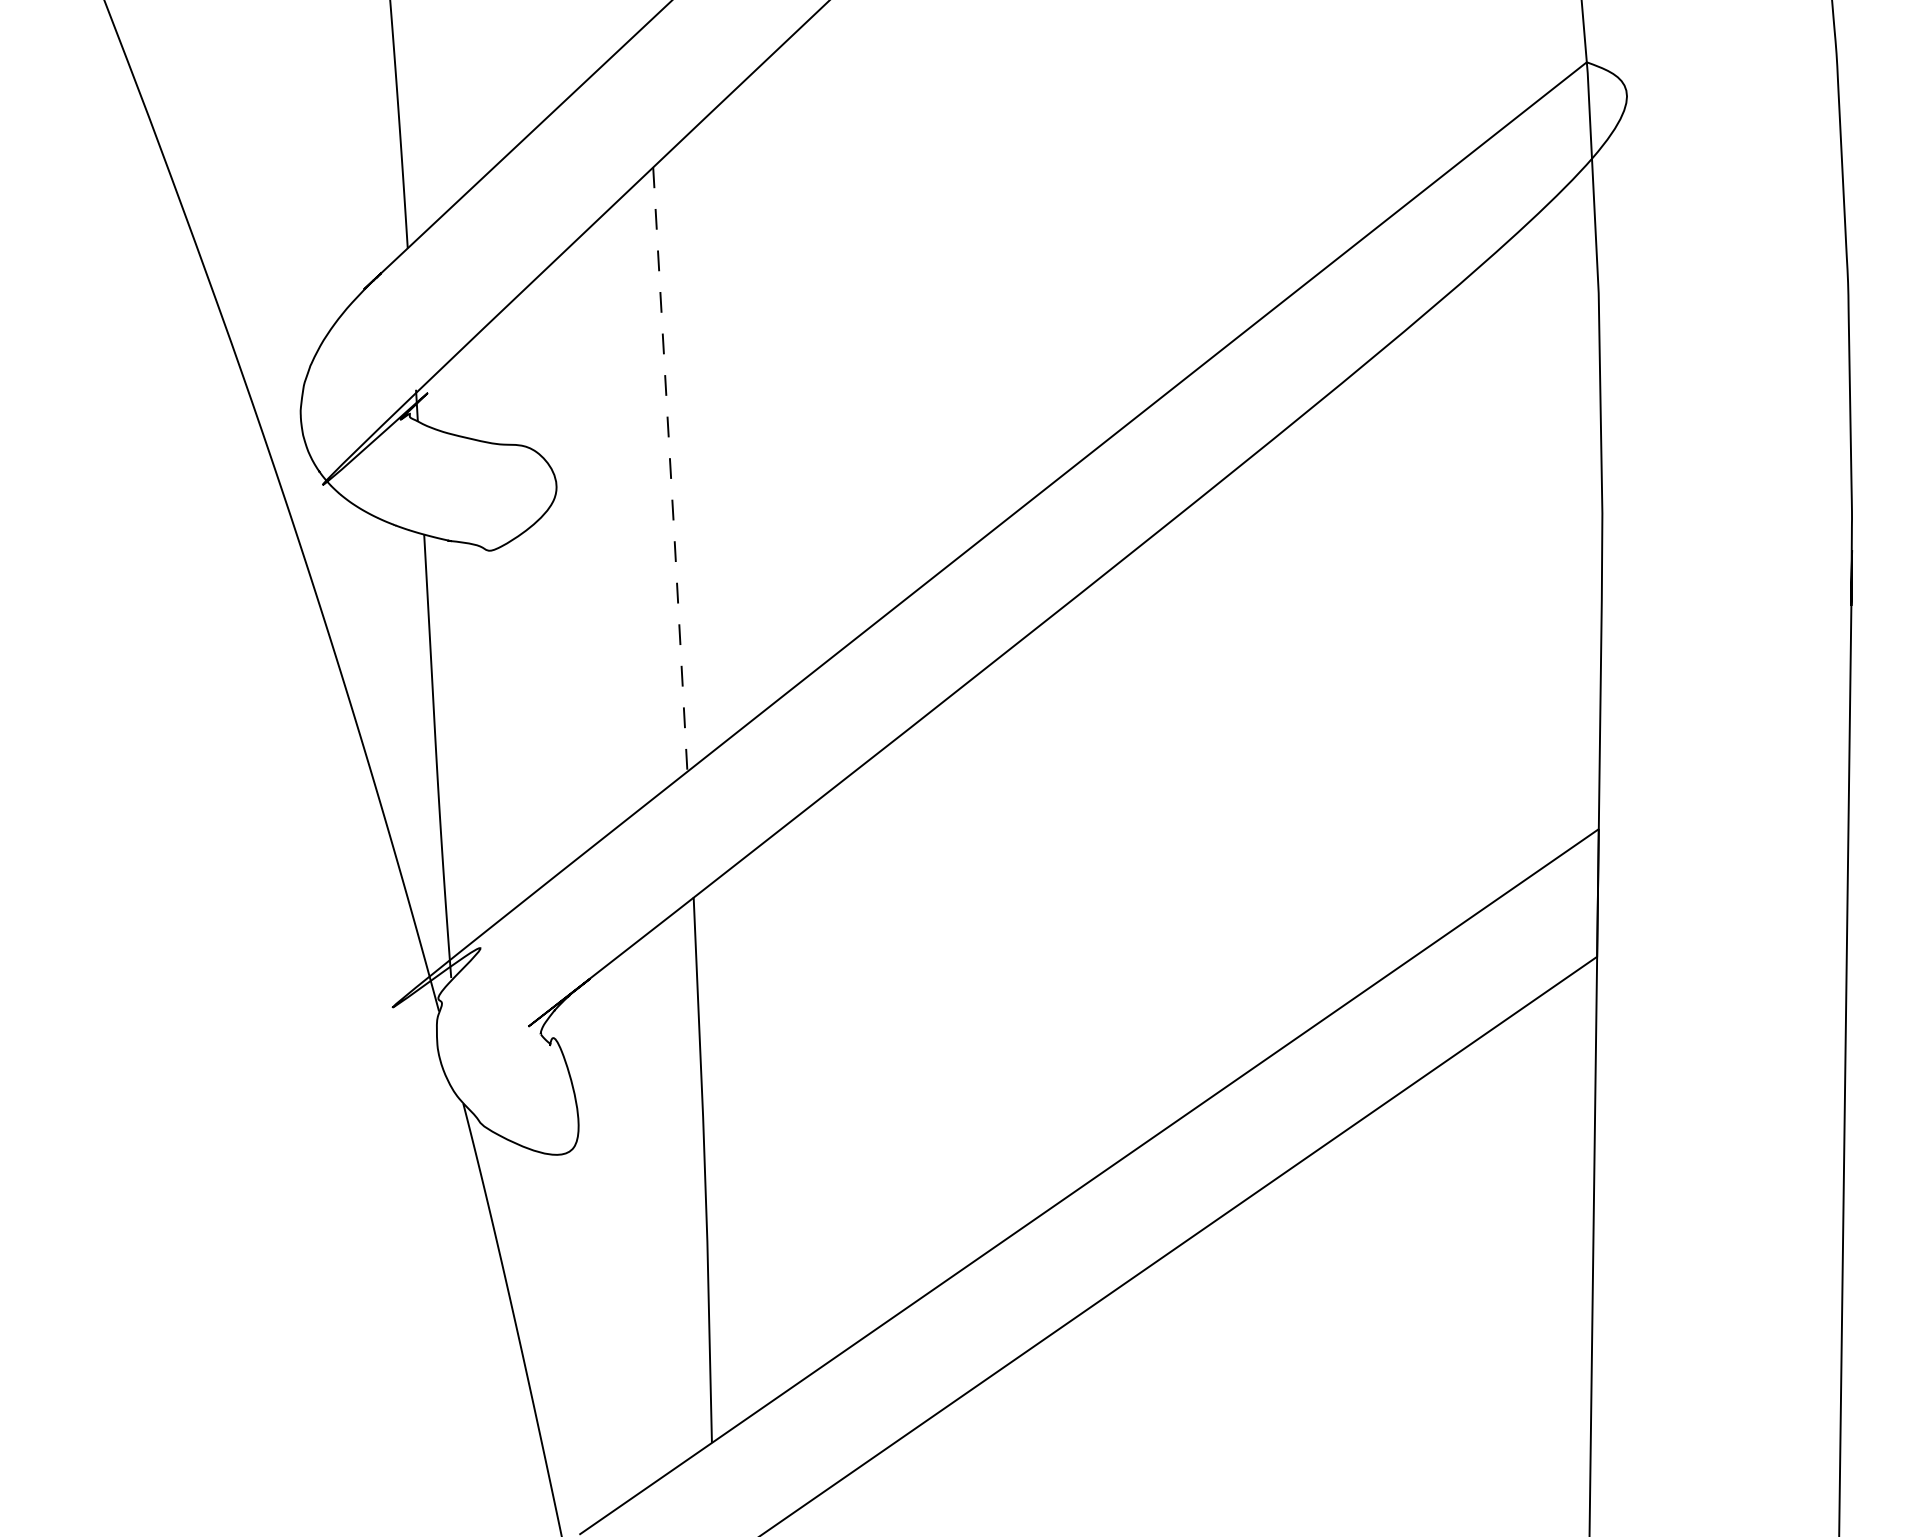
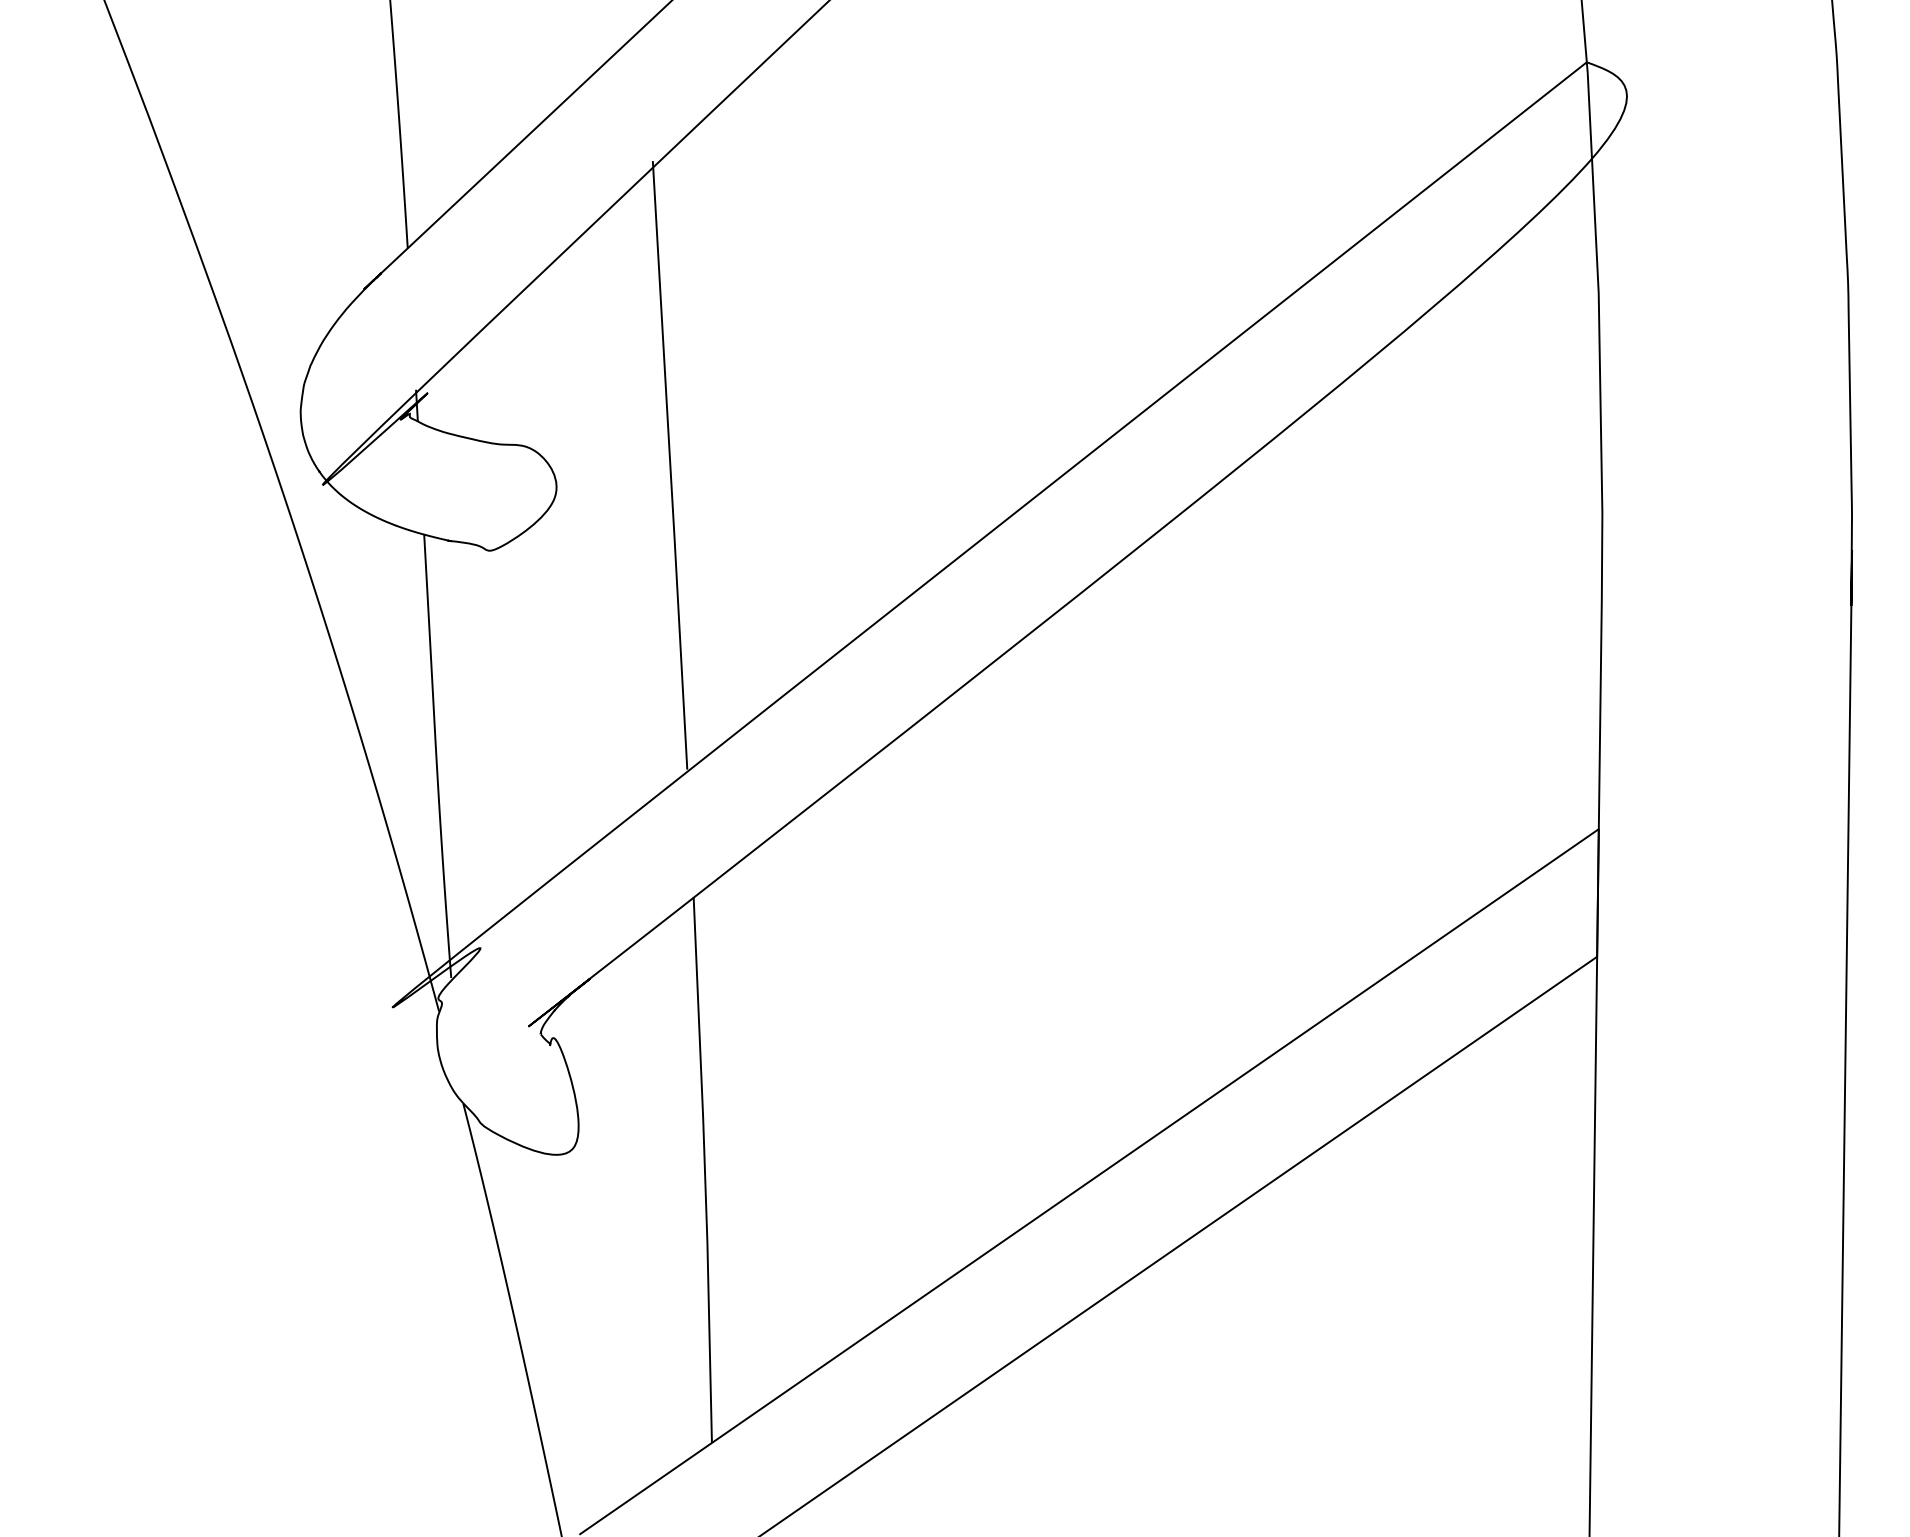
line: dashed -> solid (670, 464)
